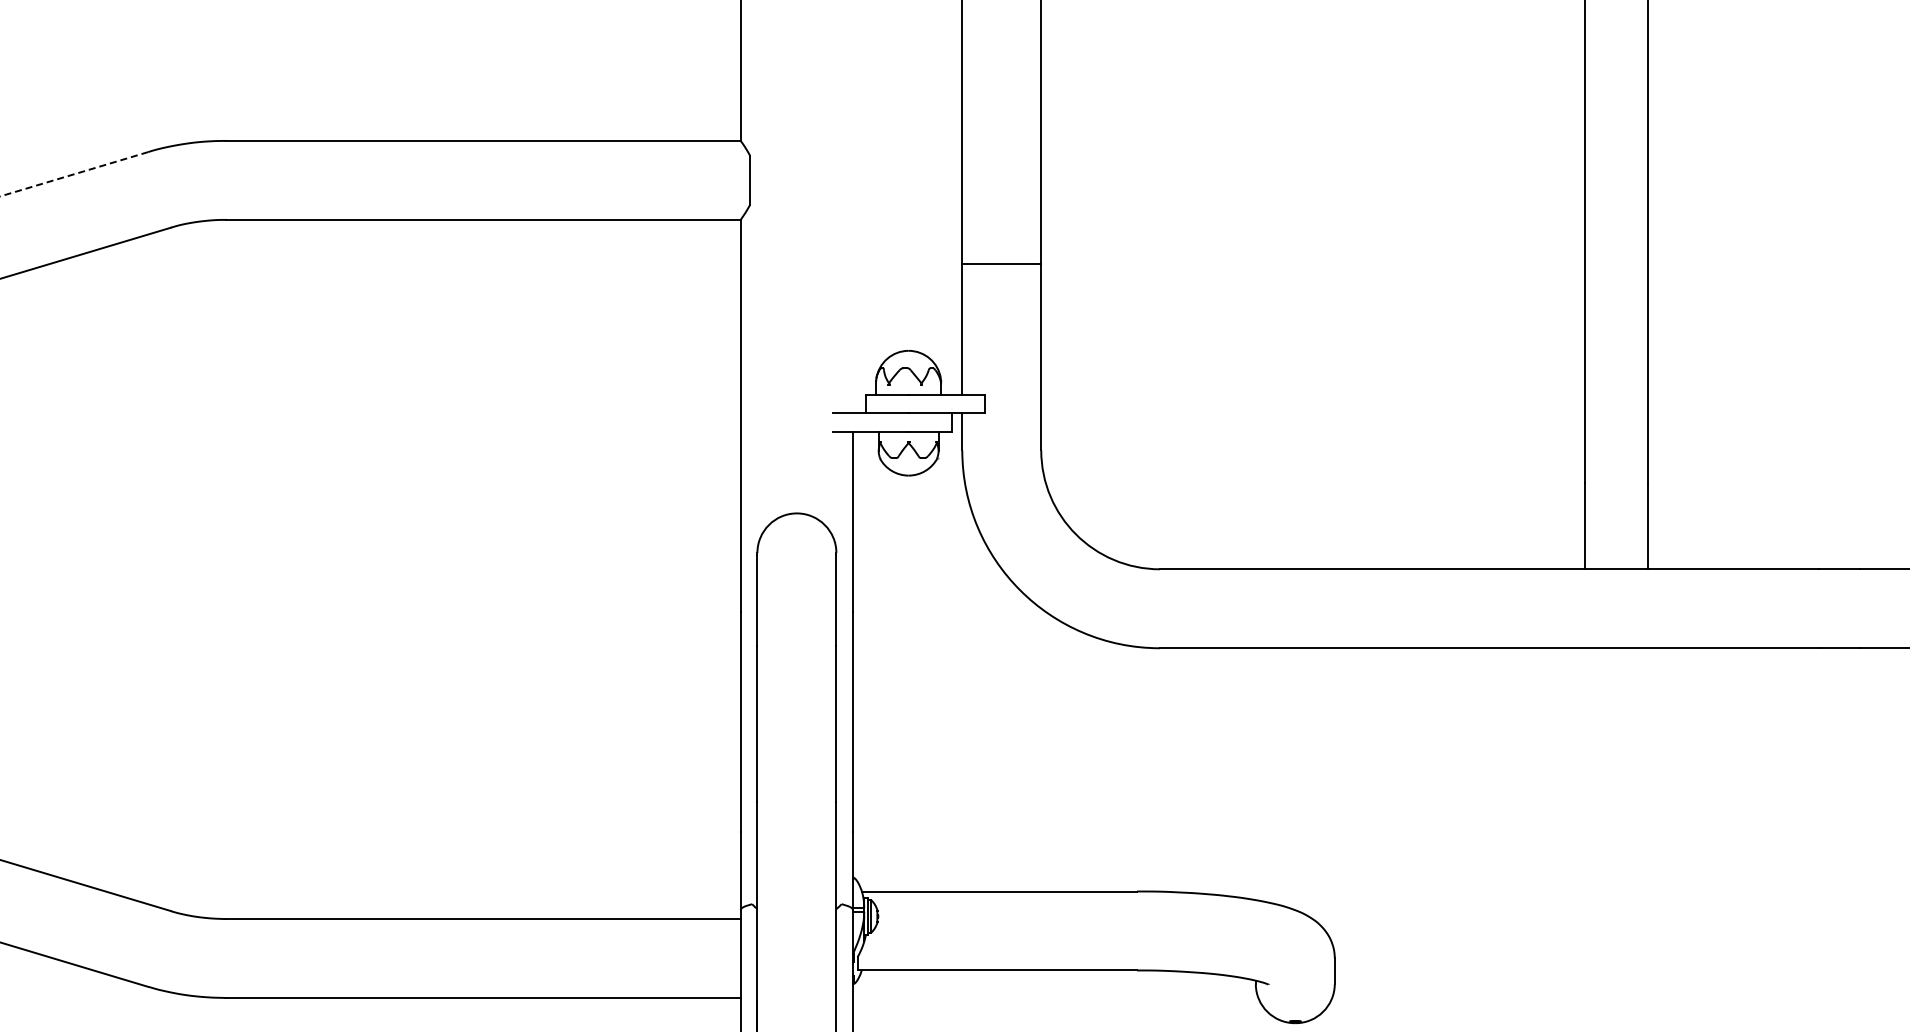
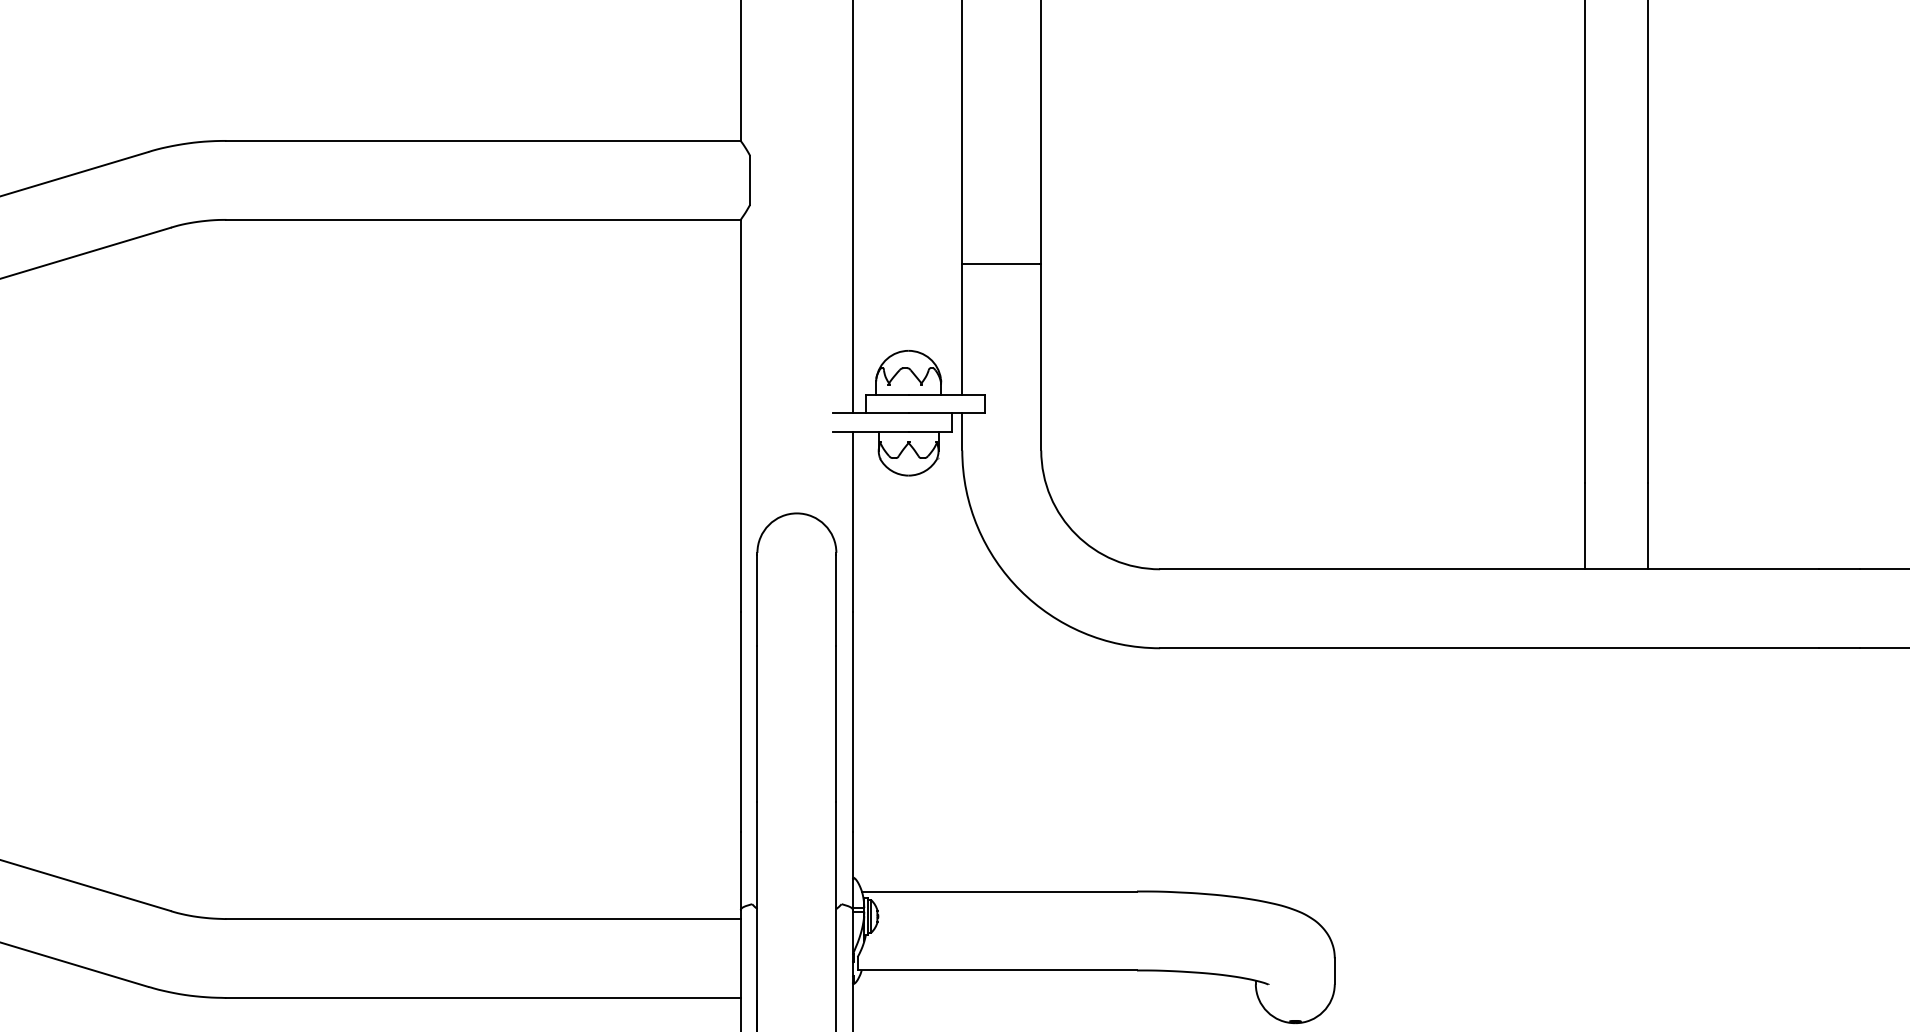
line: dashed -> solid (73, 174)
line: none -> present (853, 207)
